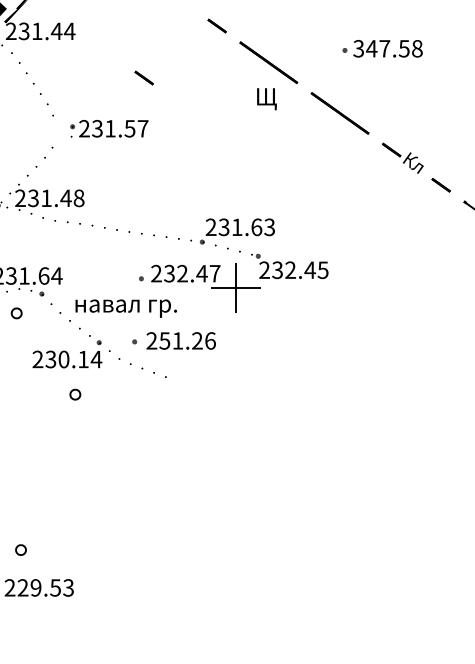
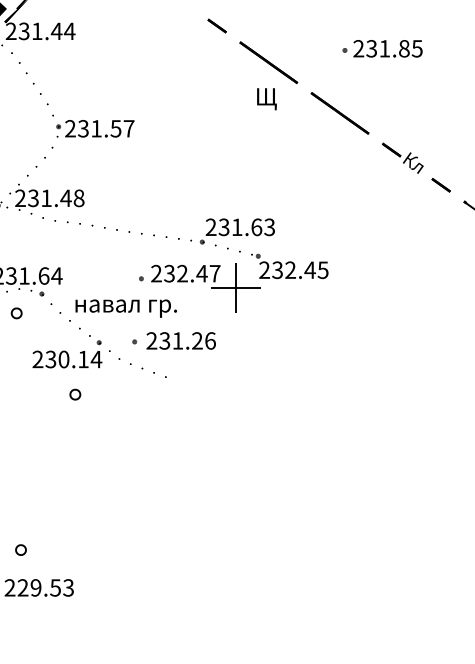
text: 347.58 -> 231.85 (387, 48)
line: present -> none (143, 77)
text position: (109, 128) -> (95, 128) (95, 128)
text: 251.26 -> 231.26 (165, 340)
